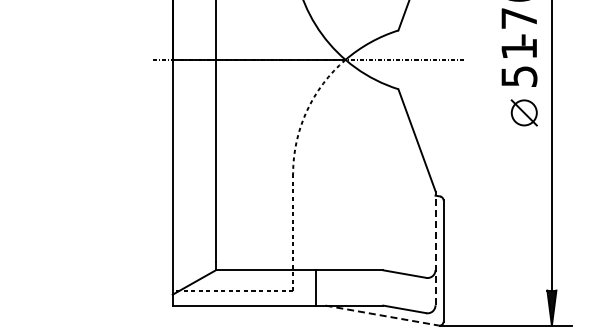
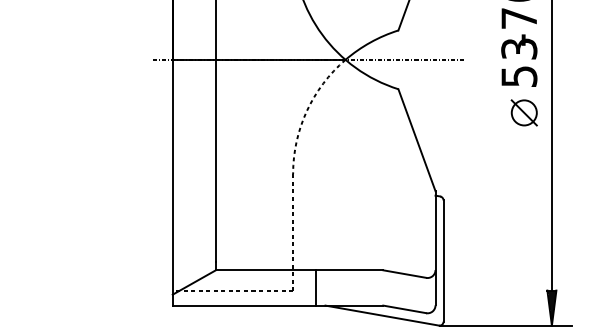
text: 51 -> 53 (519, 48)
line: dashed -> solid (435, 247)
line: dashed -> solid (382, 315)
